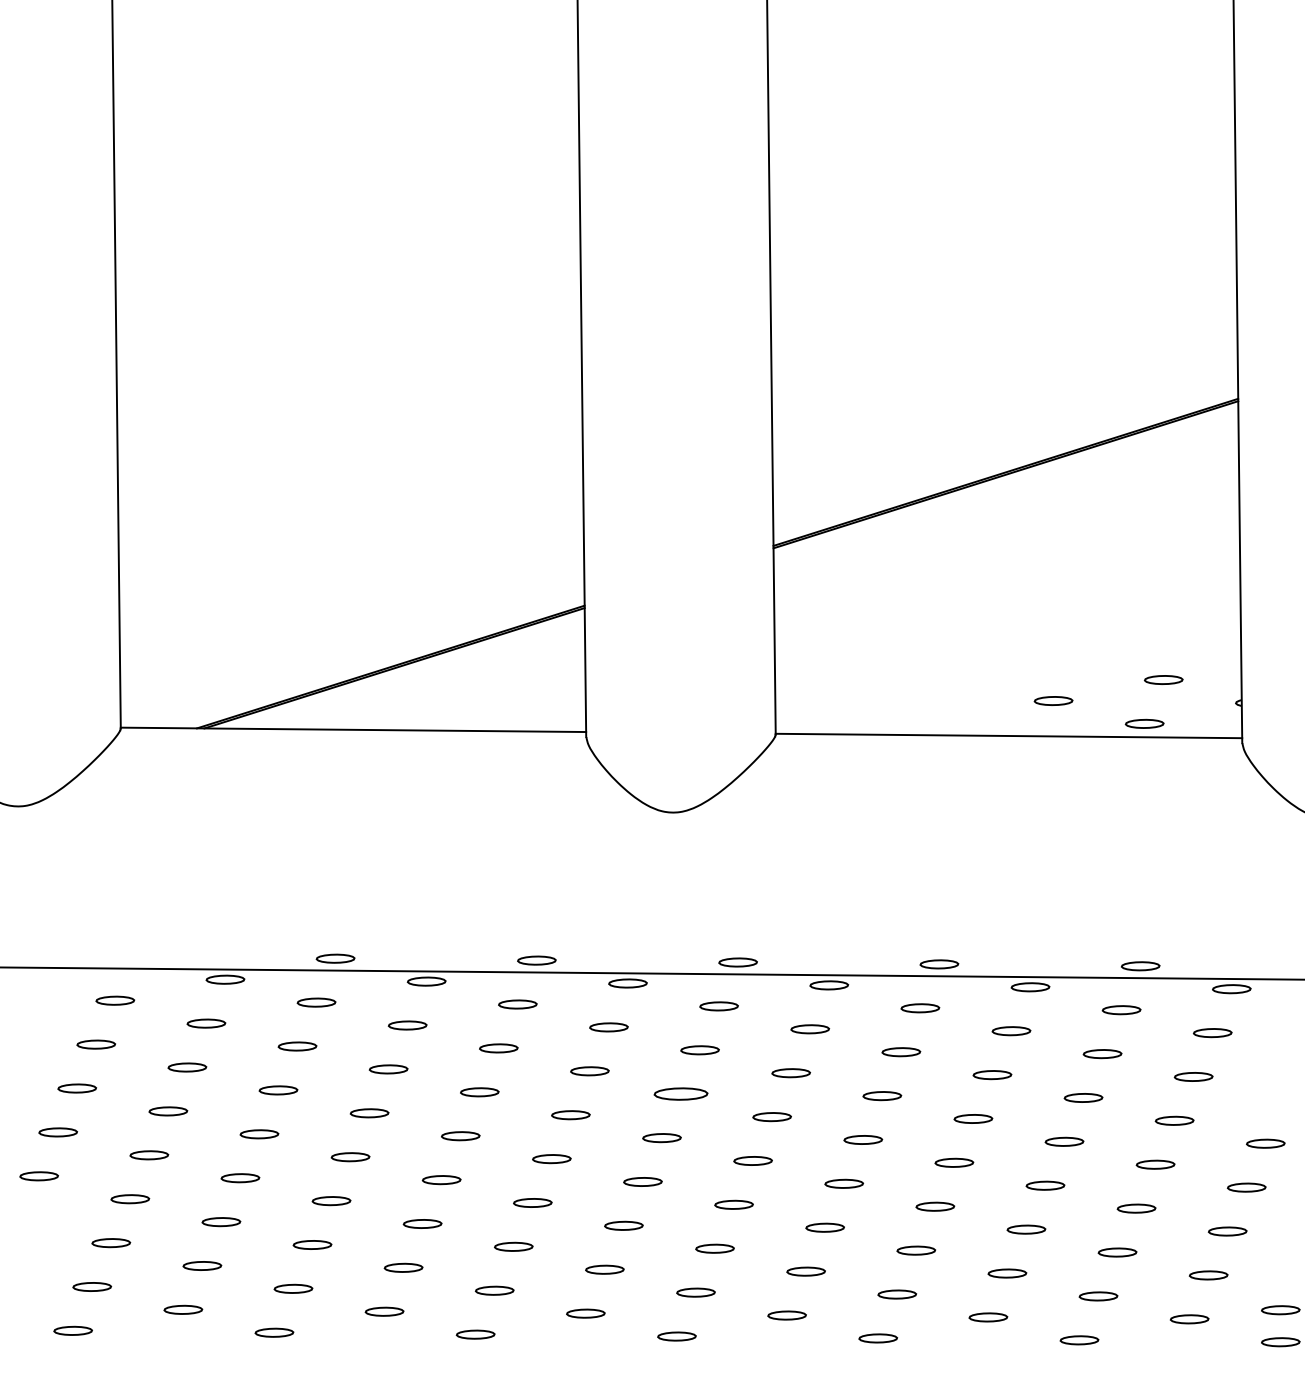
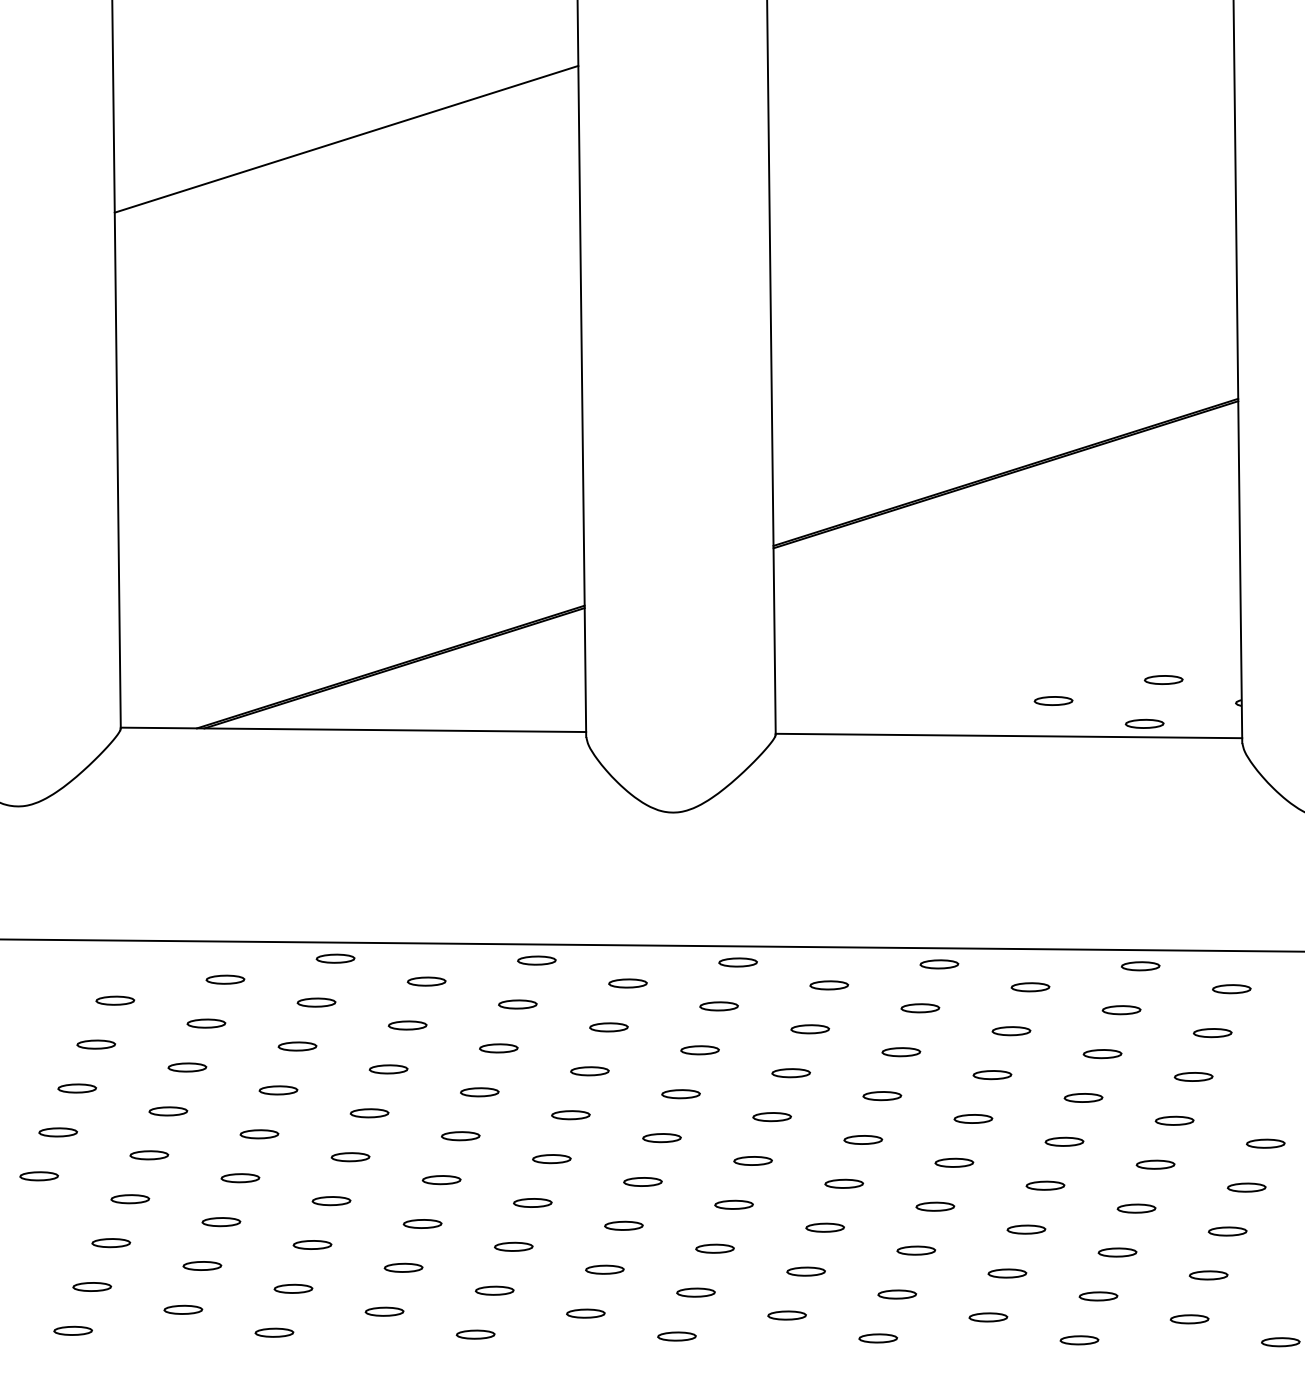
line: none -> present (346, 138)
line position: (651, 973) -> (651, 945) (651, 945)
part size: 56x14 px -> 40x11 px (680, 1094)
part: present -> none (1280, 1310)
